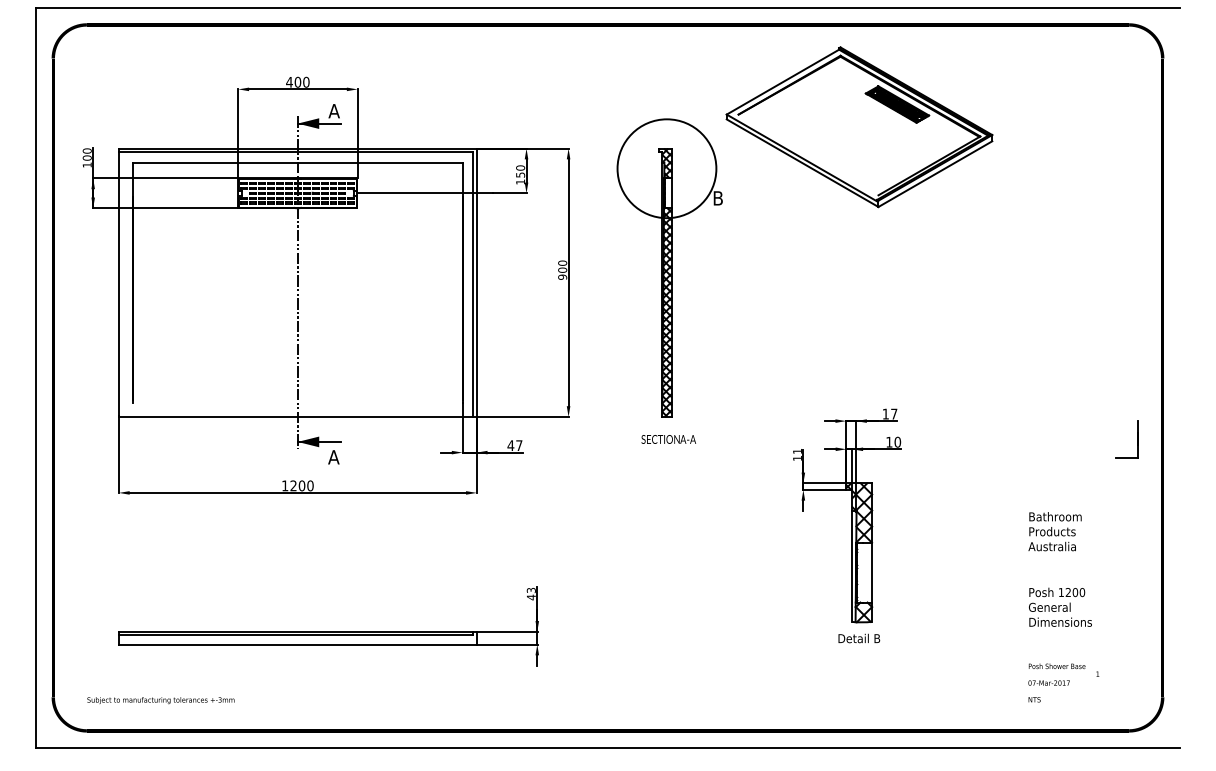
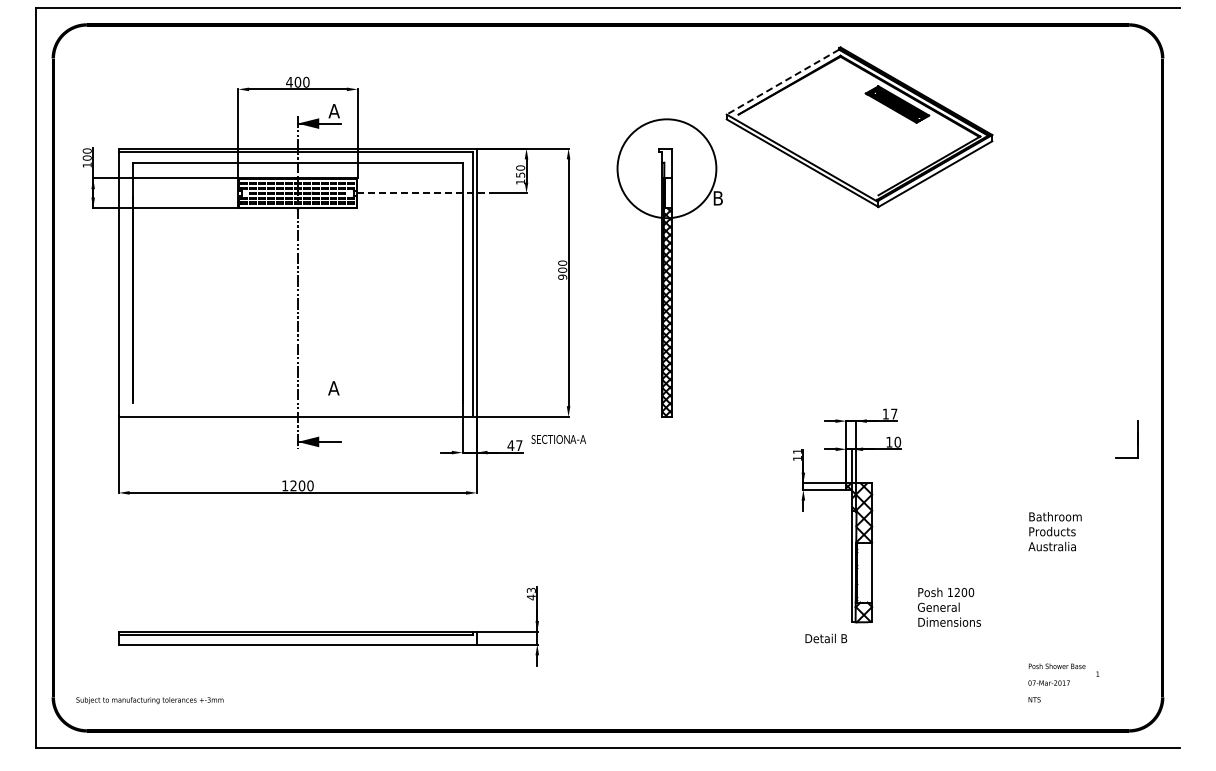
line: solid -> dashed (782, 82)
hatch: present -> none (665, 163)
line: solid -> dashed (425, 193)
text position: (668, 439) -> (558, 439) (558, 439)
text position: (333, 457) -> (333, 388) (333, 388)
text position: (1060, 606) -> (949, 606) (949, 606)
text position: (859, 638) -> (826, 638) (826, 638)
text position: (160, 700) -> (149, 700) (149, 700)
